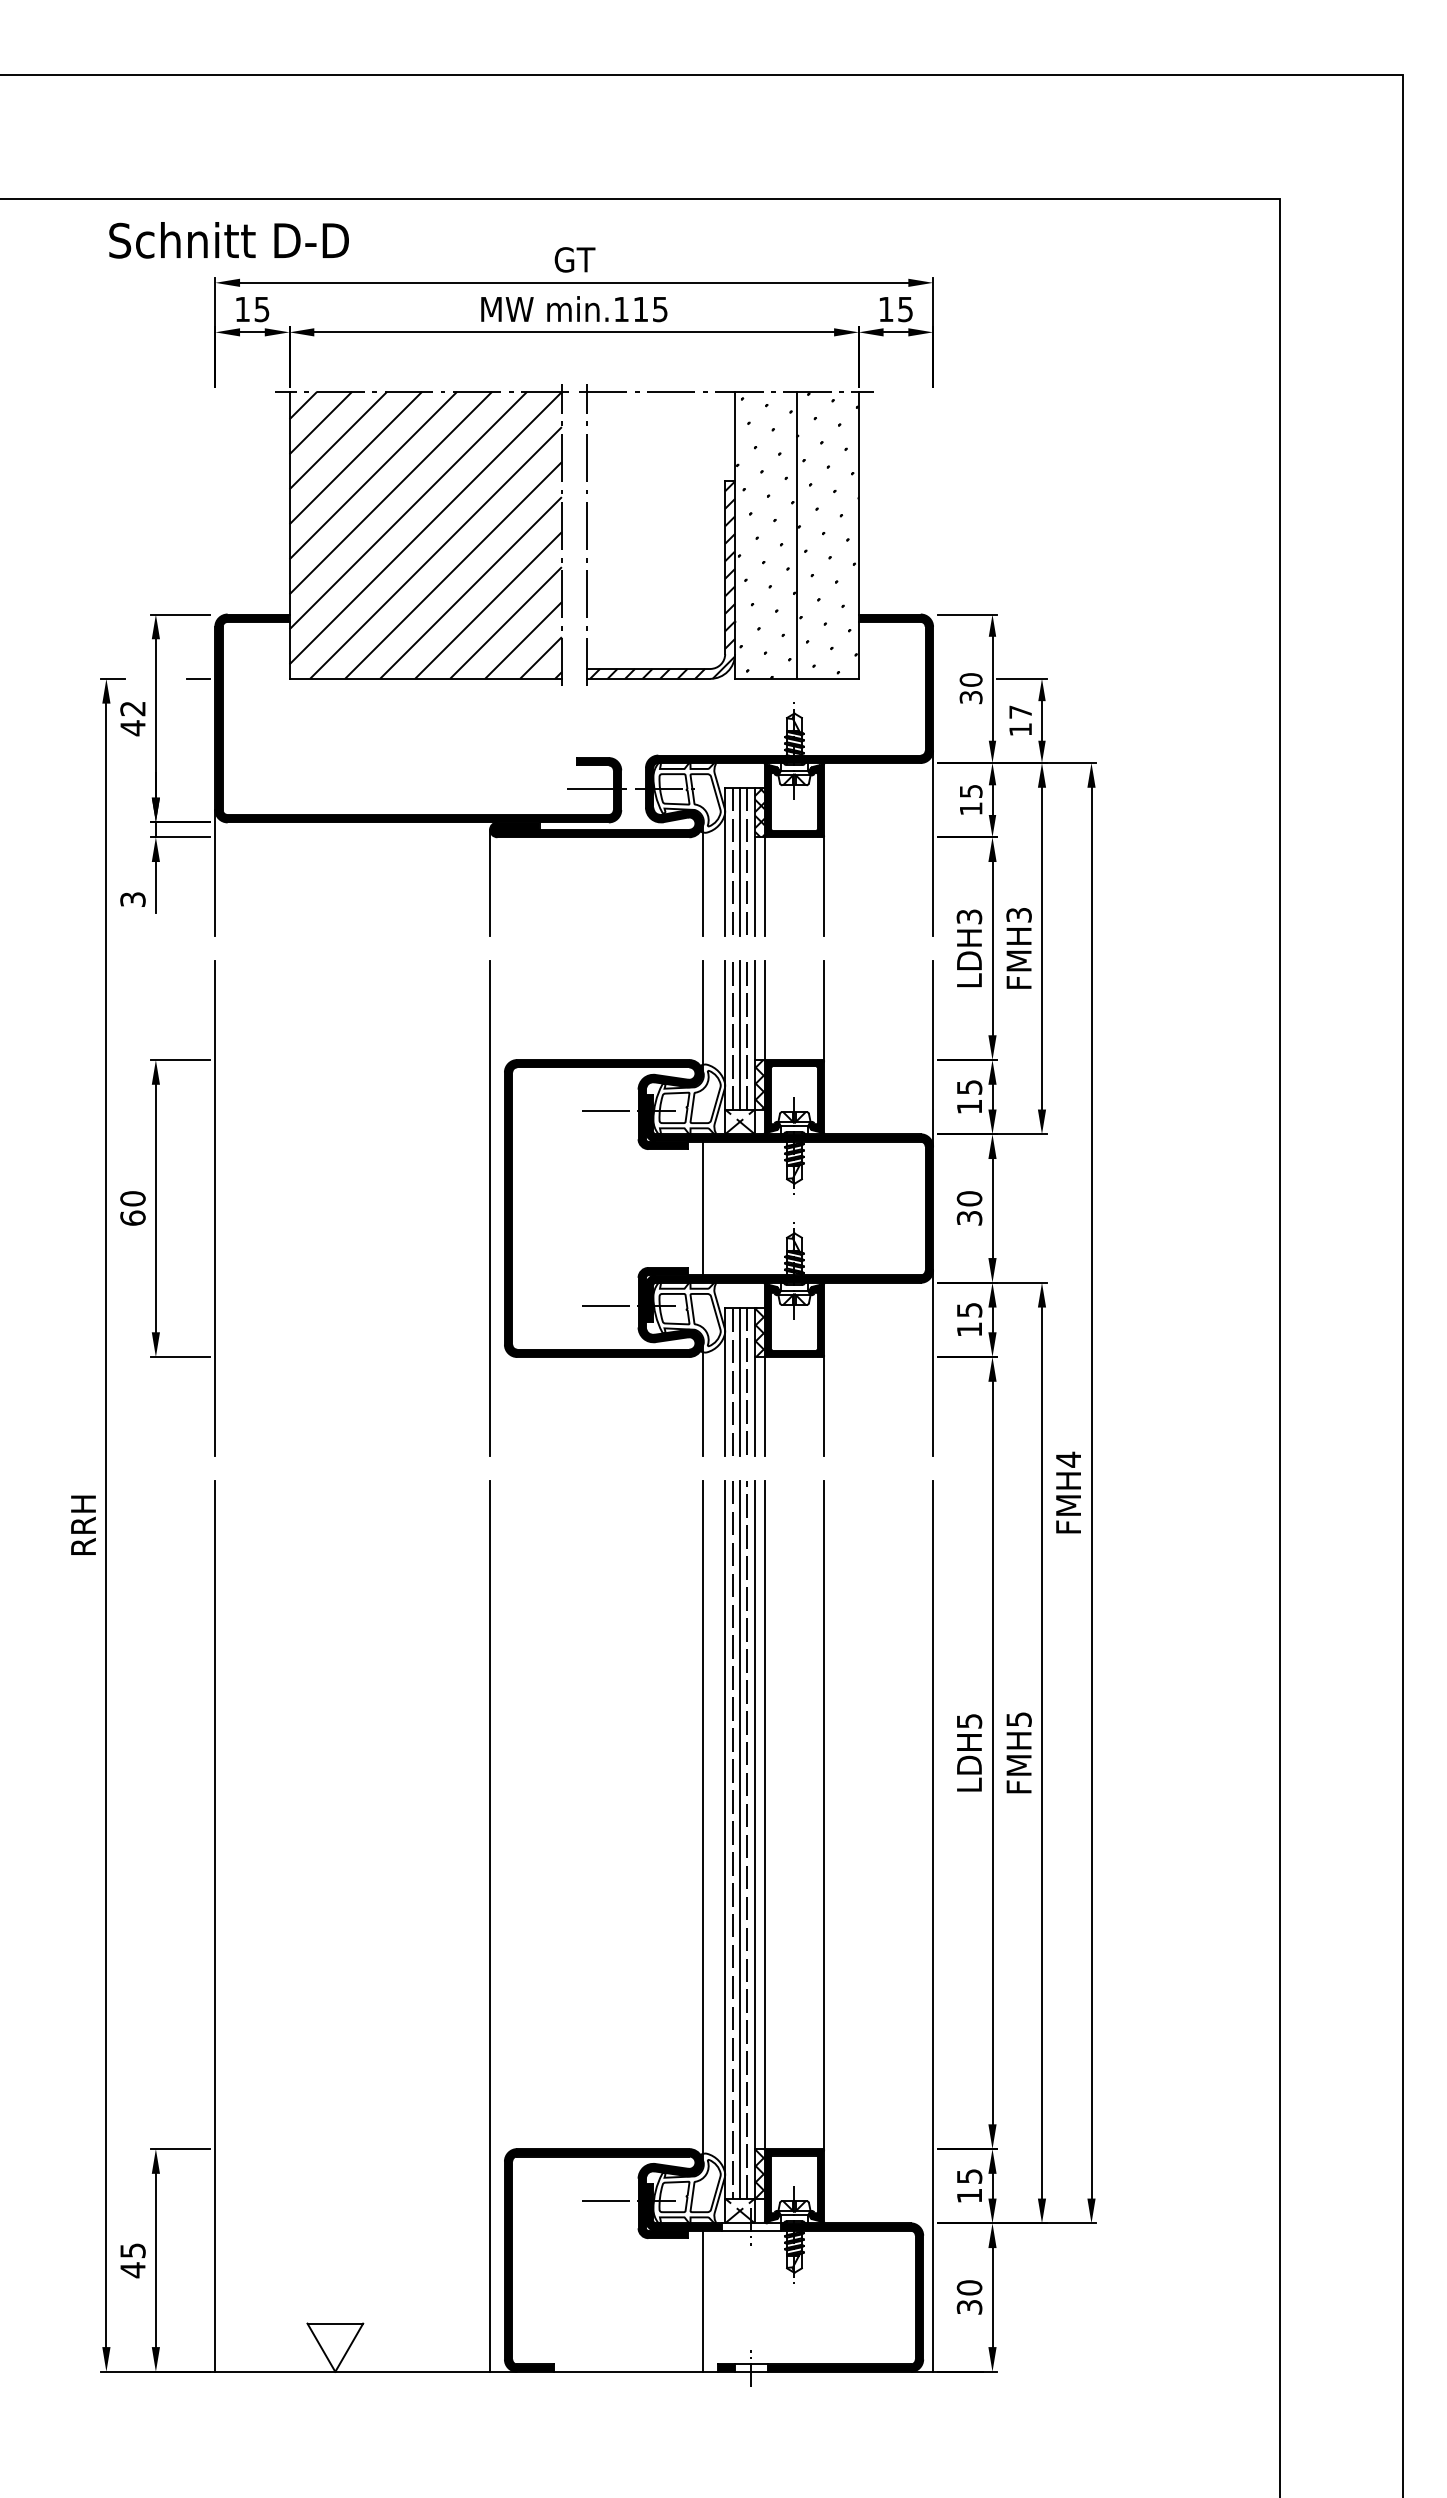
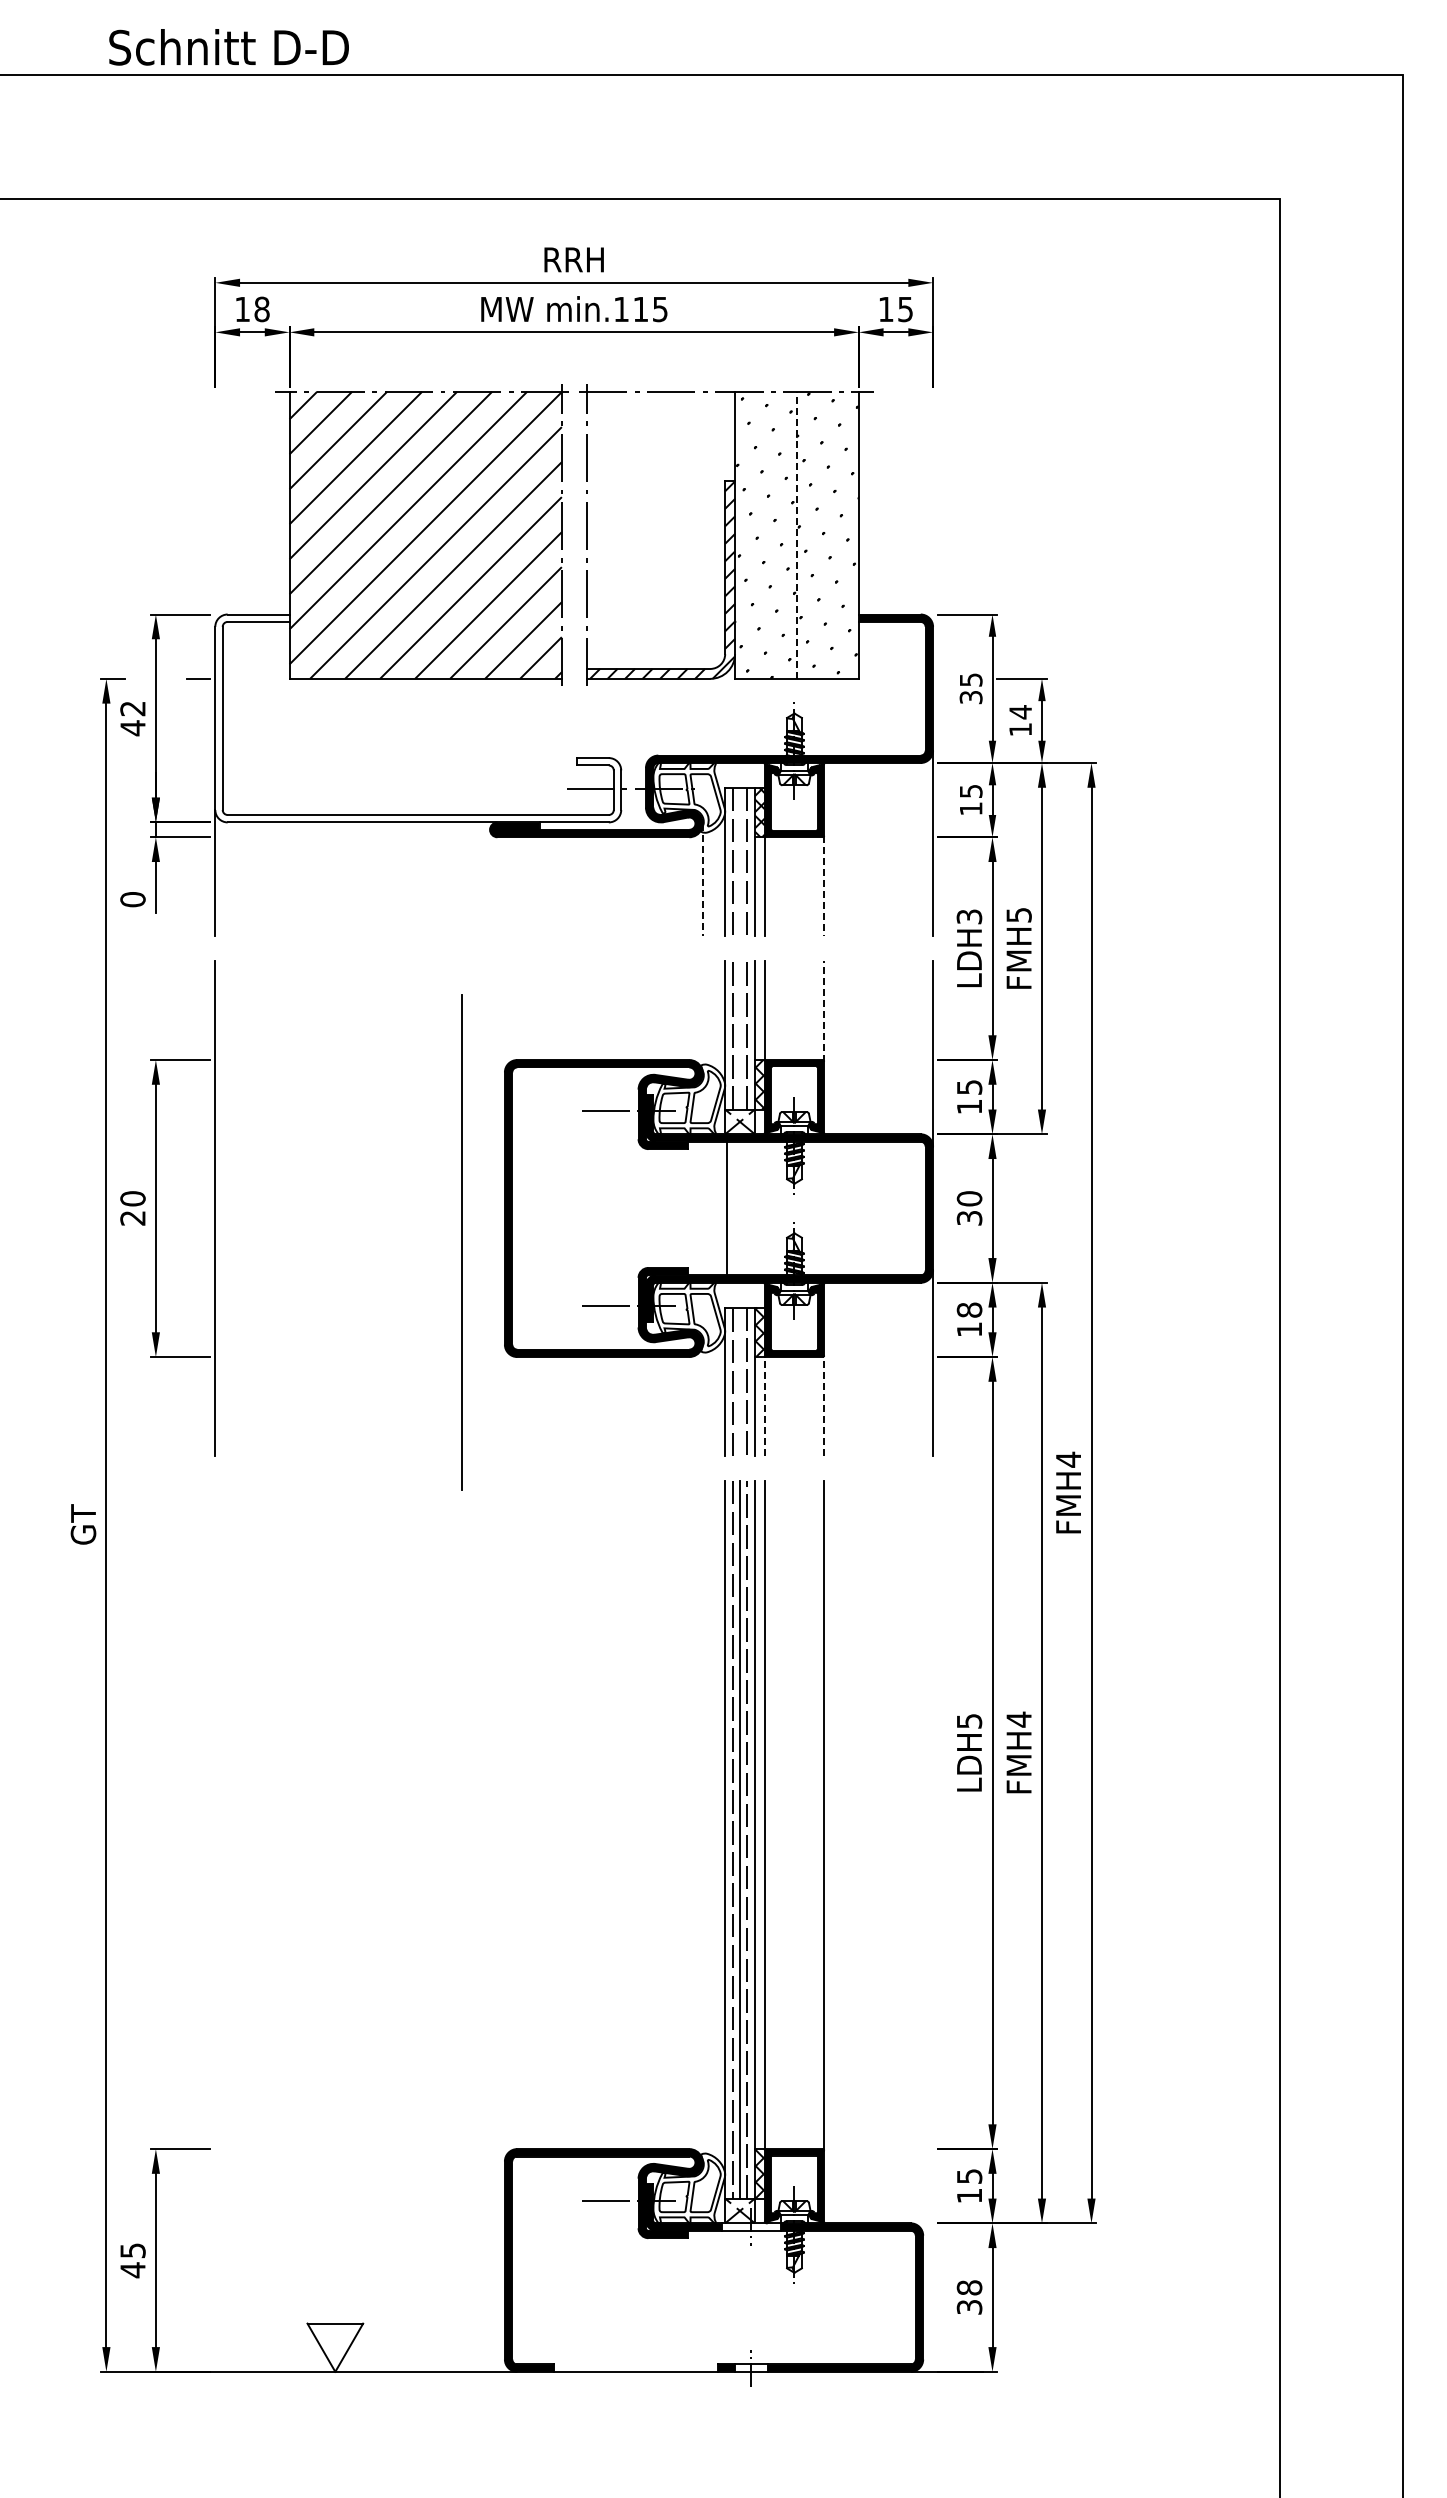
text position: (228, 240) -> (228, 47) (228, 47)
text: GT -> RRH (573, 259)
text: 15 -> 18 (261, 309)
line: solid -> dashed (796, 535)
text: 30 -> 35 (970, 679)
text: 17 -> 14 (1020, 712)
fill: present -> none (418, 718)
line: present -> none (740, 861)
line: solid -> dashed (702, 880)
line: present -> none (490, 882)
line: solid -> dashed (824, 886)
text: 3 -> 0 (132, 899)
text: FMH3 -> FMH5 (1018, 914)
line: solid -> dashed (824, 1010)
line: present -> none (702, 1016)
line: present -> none (740, 1035)
line position: (489, 1208) -> (461, 1242) (461, 1242)
line position: (702, 1208) -> (726, 1208) (726, 1208)
text: 60 -> 20 (132, 1217)
text: 15 -> 18 (969, 1309)
line: present -> none (740, 1381)
line: present -> none (702, 1400)
line: solid -> dashed (824, 1405)
line: solid -> dashed (764, 1406)
text: RRH -> GT (83, 1524)
text: FMH5 -> FMH4 (1018, 1719)
line: present -> none (702, 1820)
line: present -> none (215, 1925)
line: present -> none (490, 1925)
line: present -> none (933, 1925)
text: 30 -> 38 (969, 2287)
line: present -> none (702, 2300)
